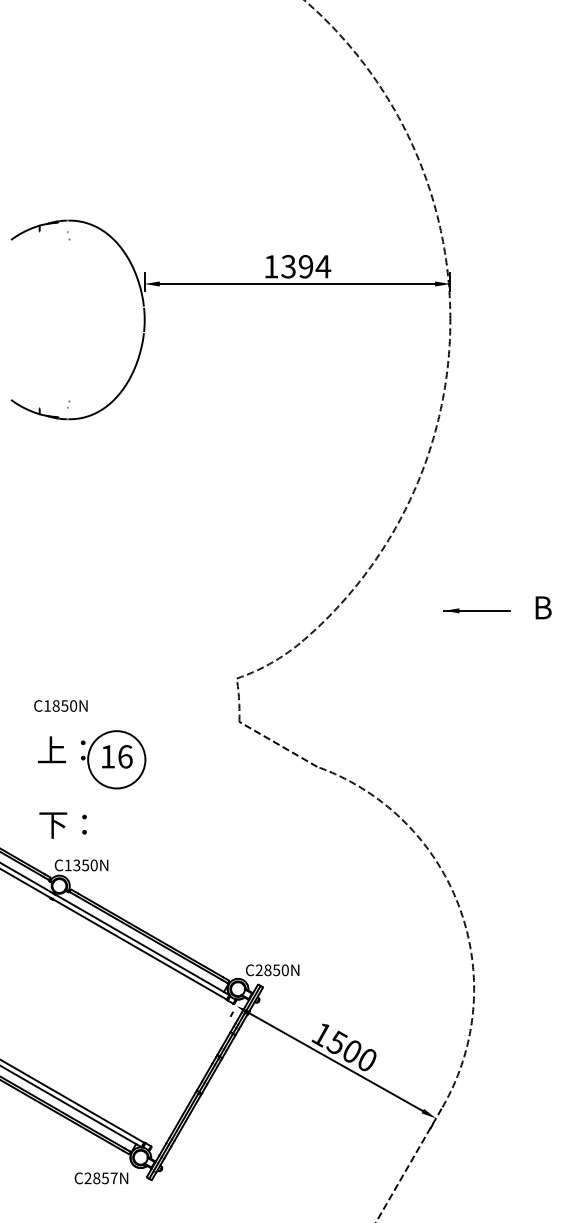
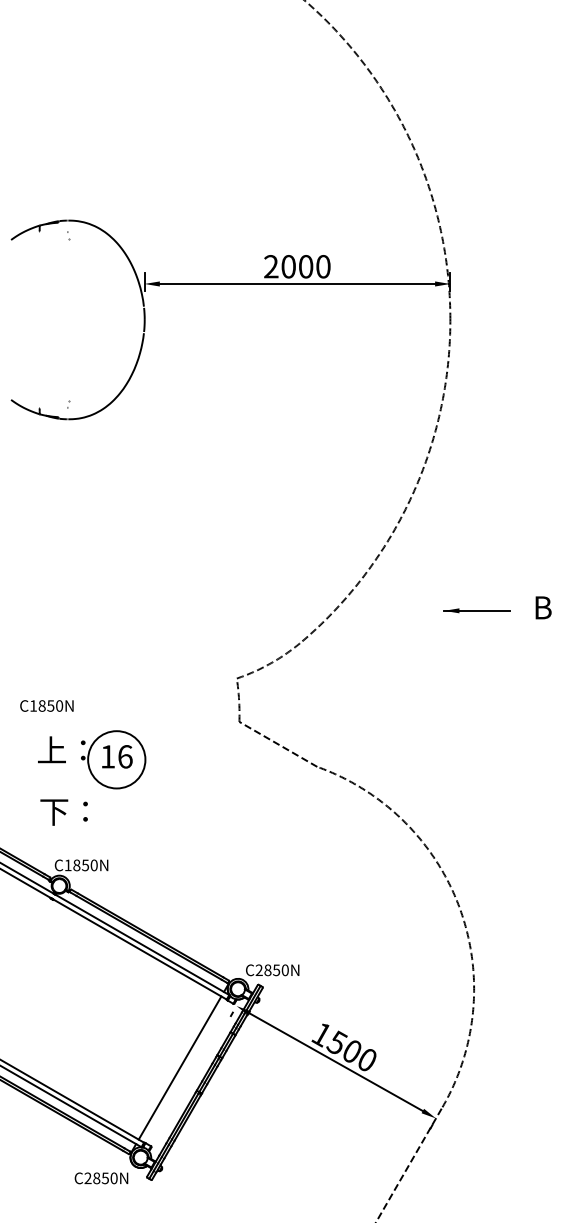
text: 1394 -> 2000 (297, 266)
text position: (60, 705) -> (46, 705) (46, 705)
text position: (62, 825) -> (63, 812) (63, 812)
text: C1350N -> C1850N (76, 865)
line: none -> present (179, 1067)
text: C2857N -> C2850N (113, 1178)
